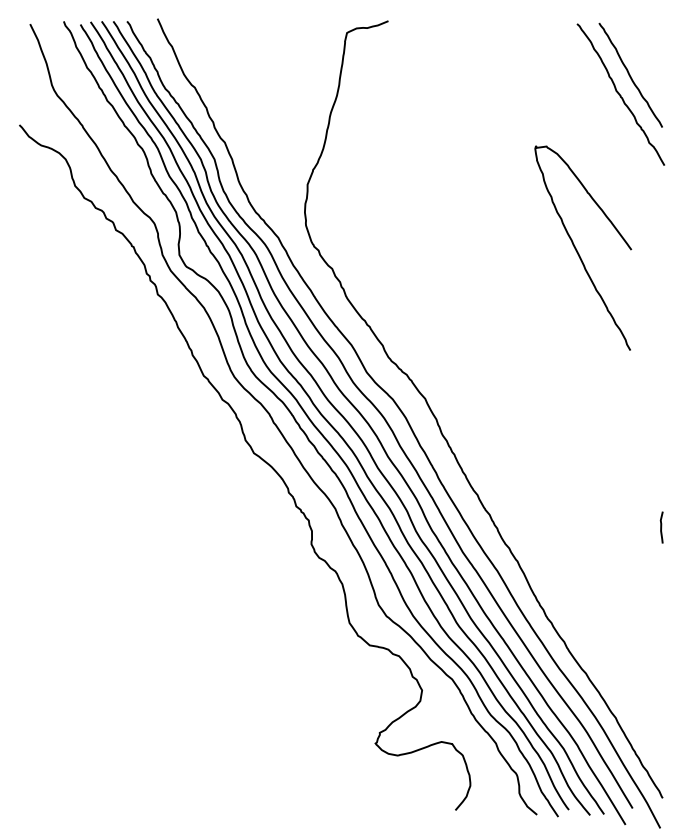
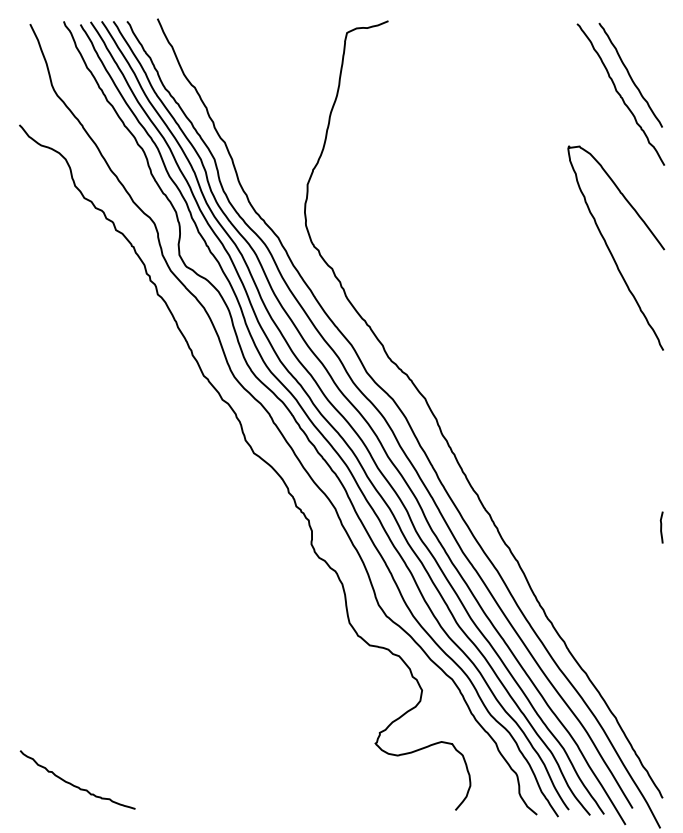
curve position: (578, 251) -> (611, 251) (611, 251)
curve: none -> present (76, 785)
